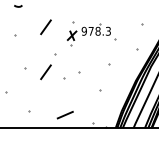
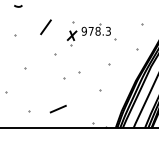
line: present -> none (45, 72)
line position: (64, 115) -> (57, 109) (57, 109)
